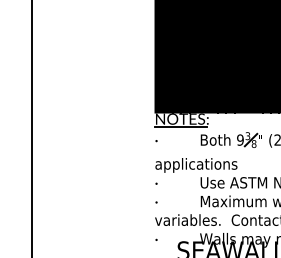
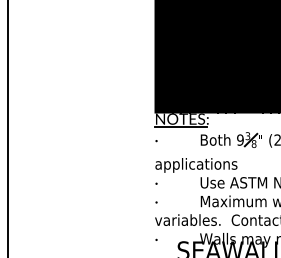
line position: (31, 128) -> (7, 128) (7, 128)
